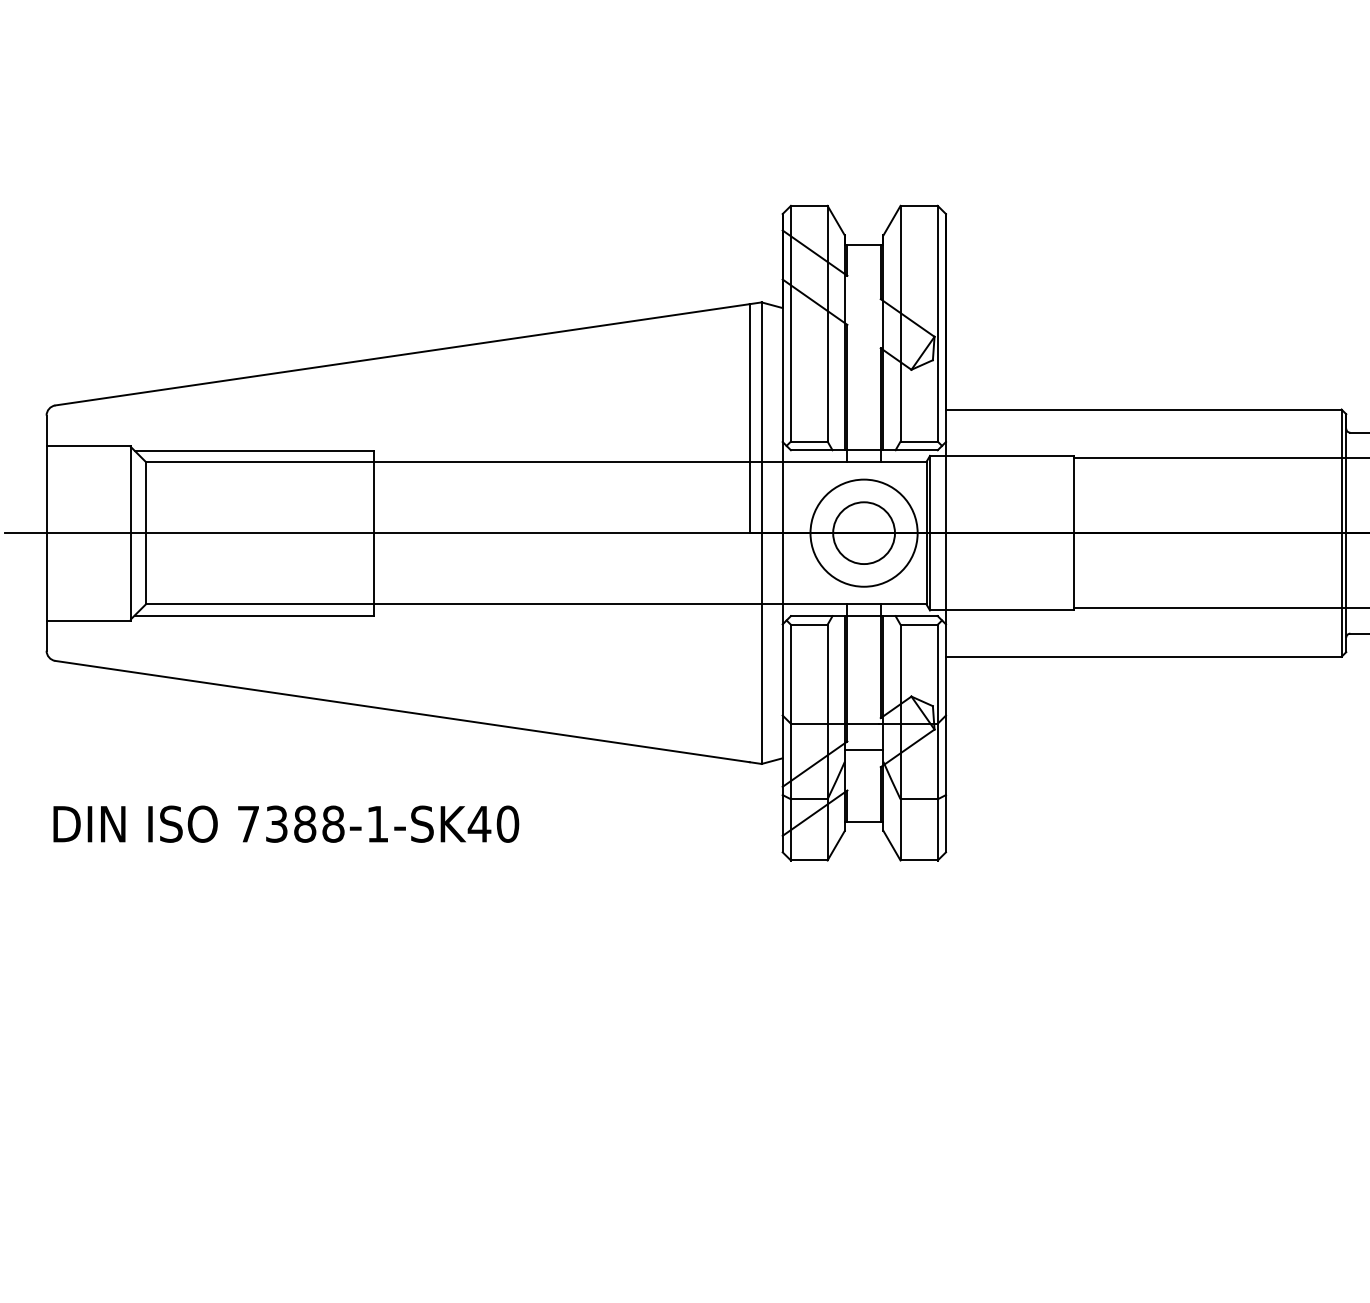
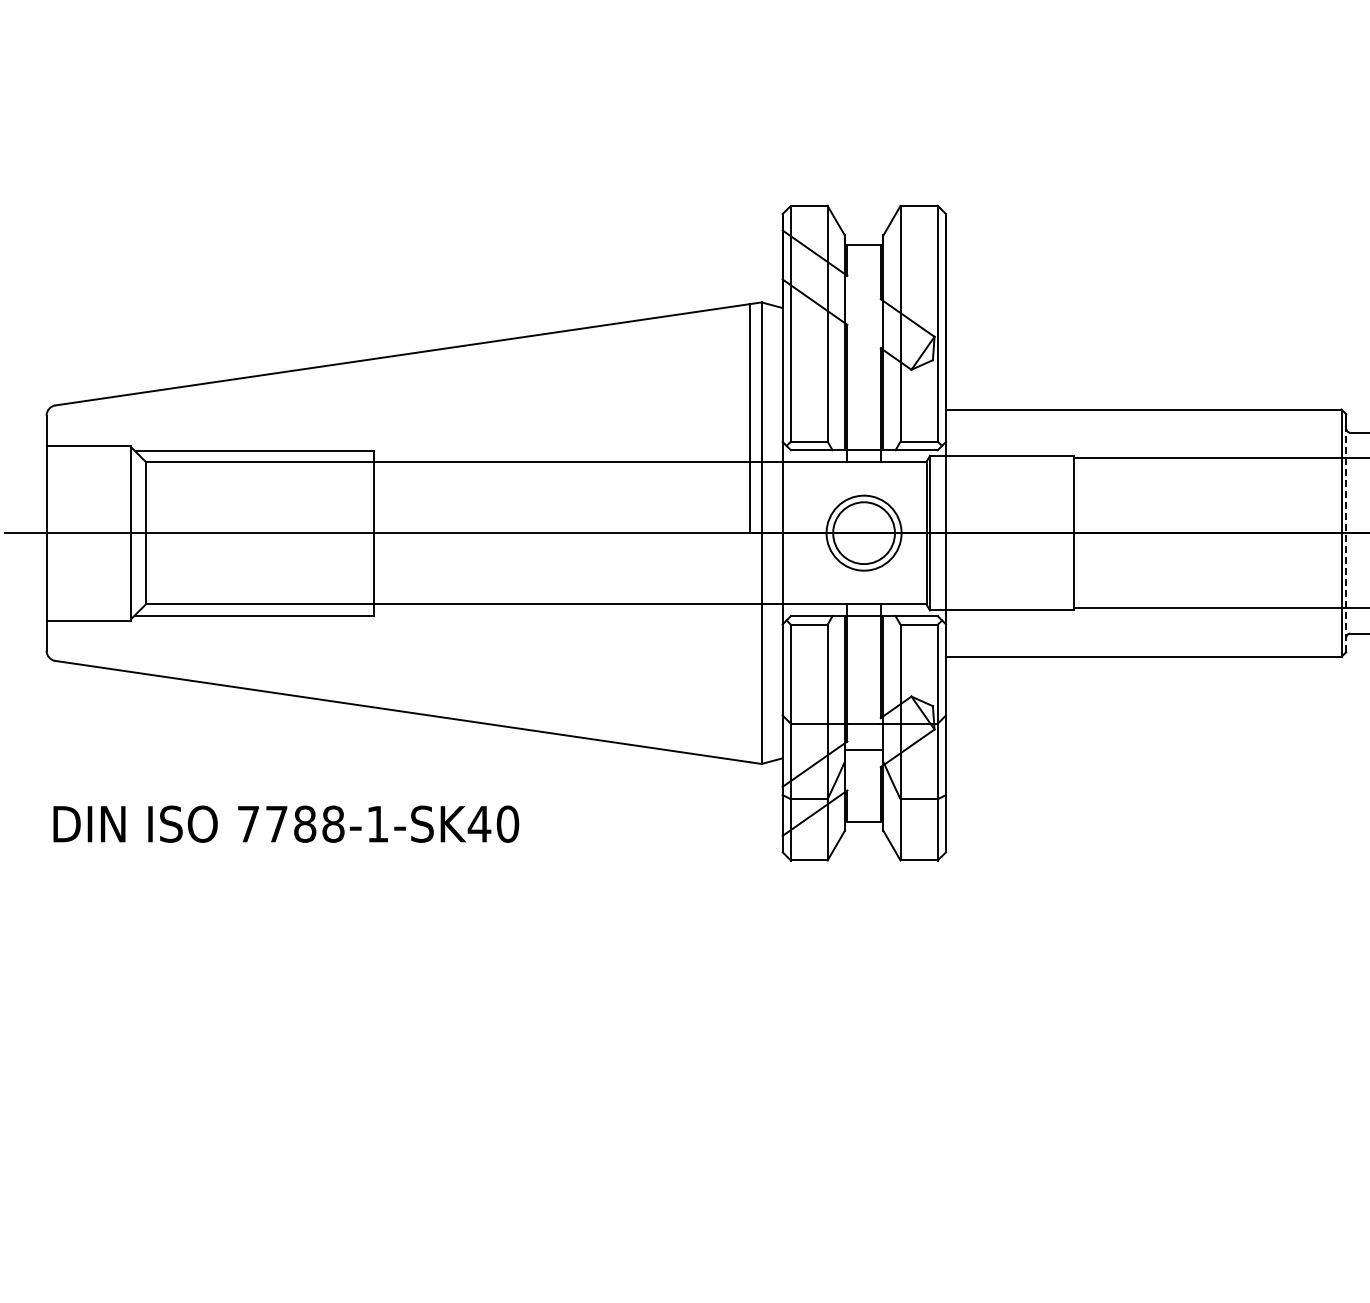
circle diameter: 107 px -> 75 px (863, 532)
line: solid -> dashed (1346, 533)
text: 7388-1-SK40 -> 7788-1-SK40 (276, 823)
